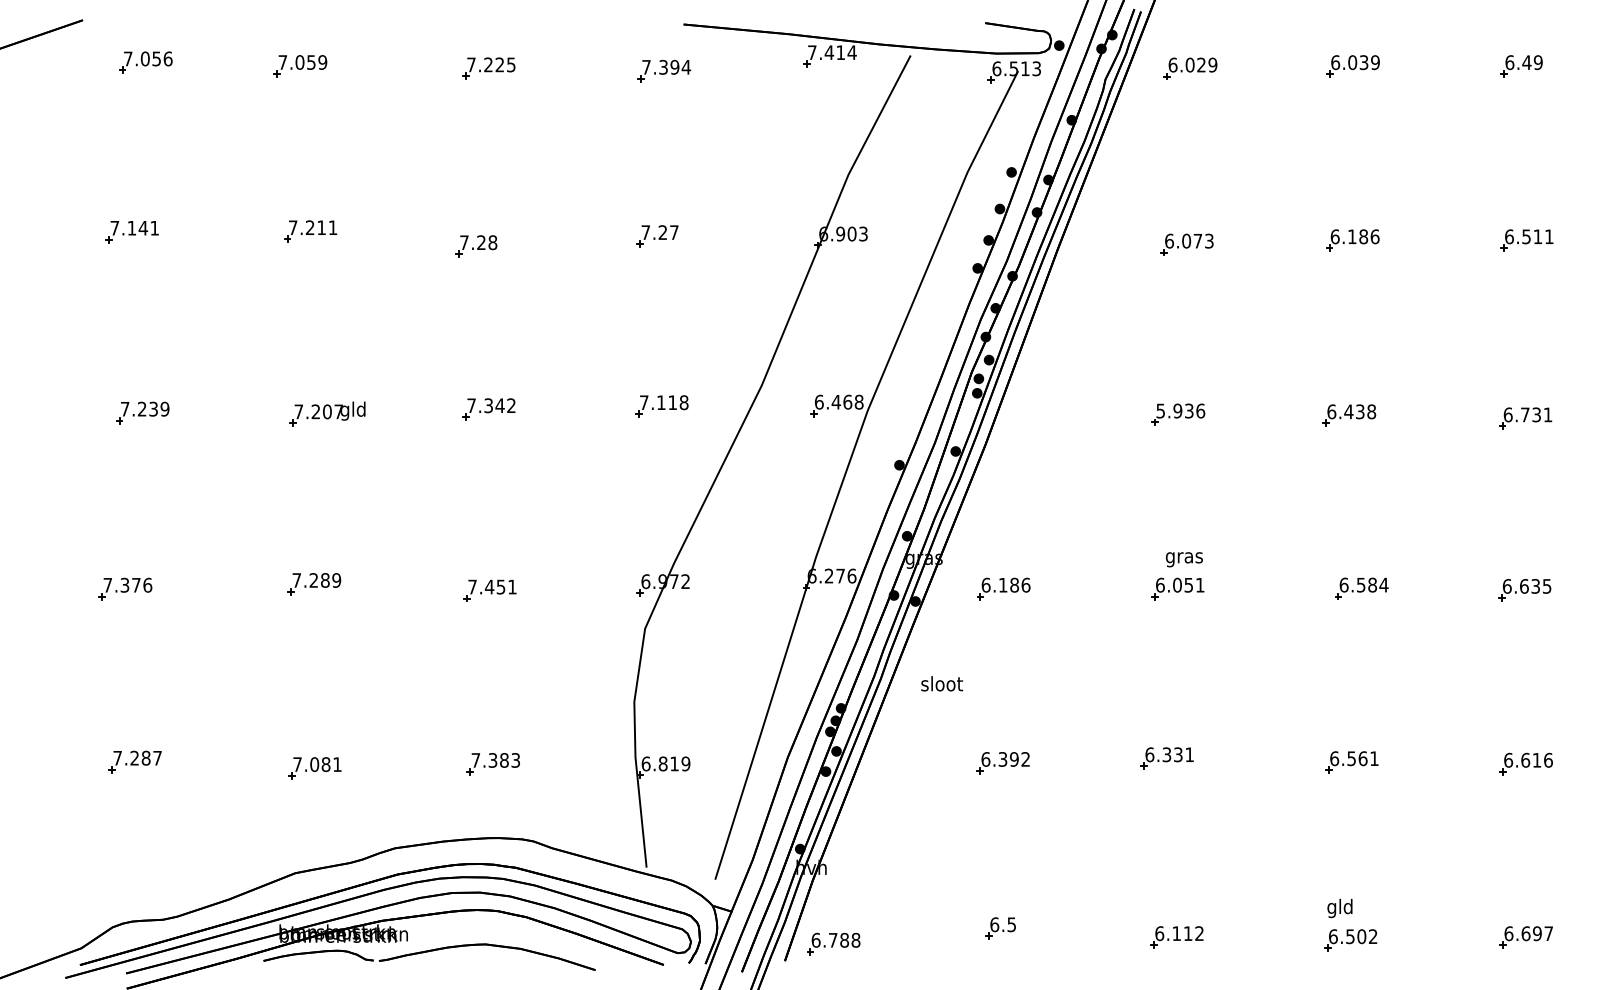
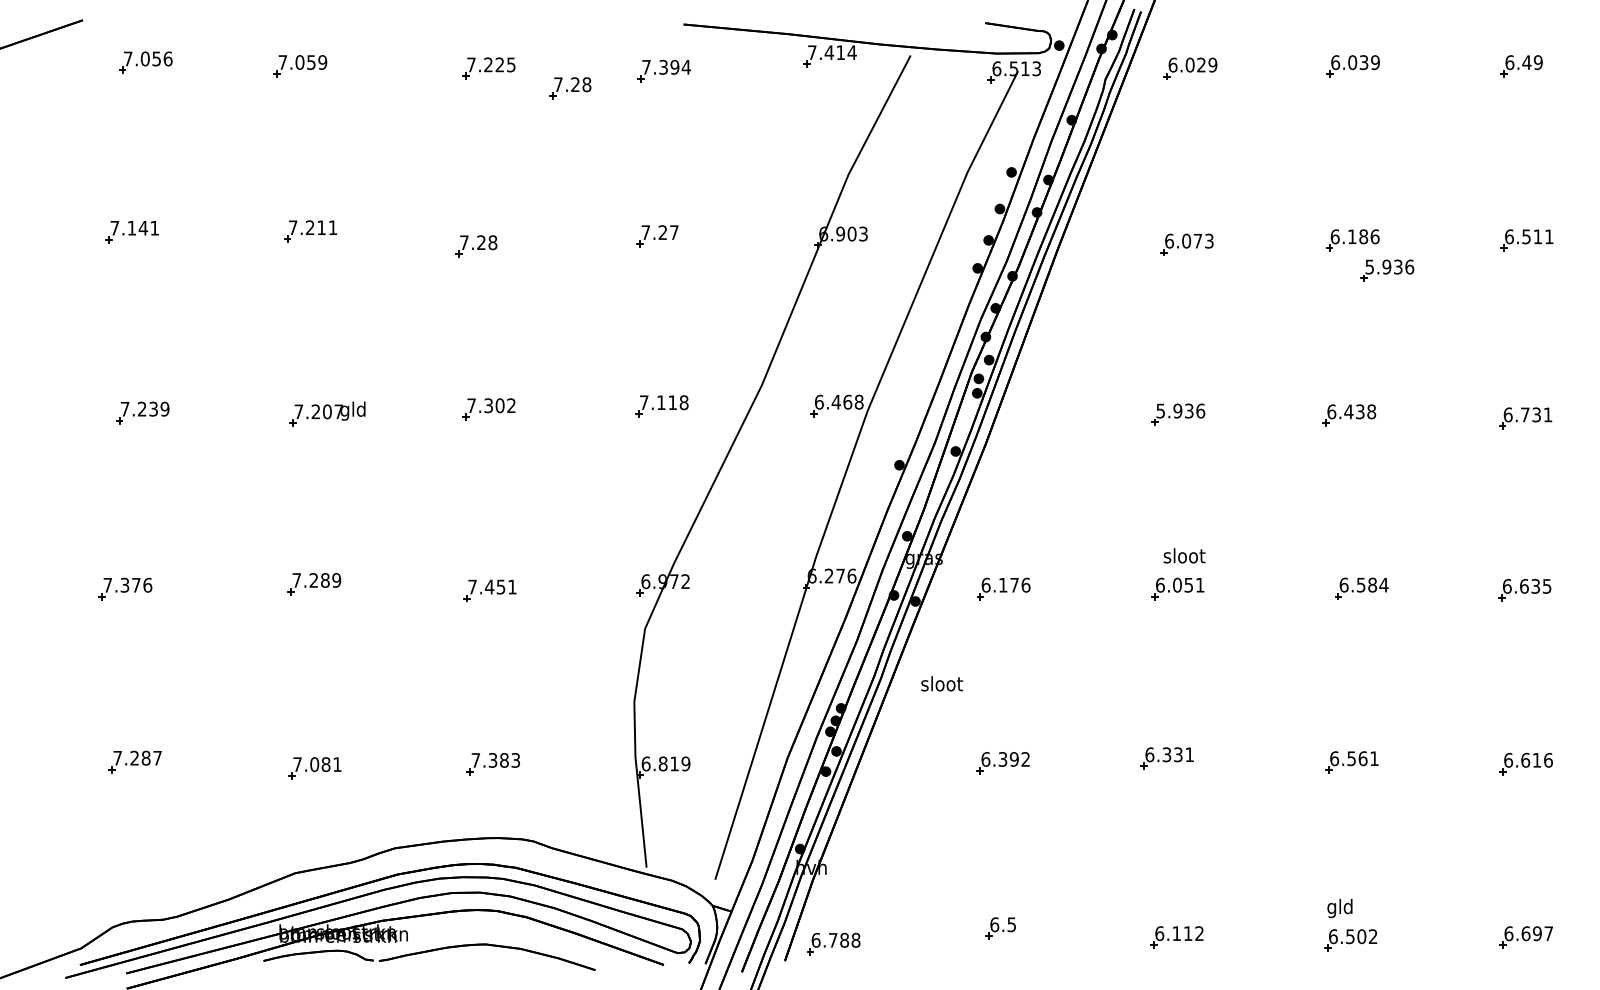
part: none -> present (570, 88)
part: none -> present (1387, 270)
text: 7.342 -> 7.302 (499, 405)
text: gras -> sloot (1184, 557)
text: 6.186 -> 6.176 (1014, 584)
